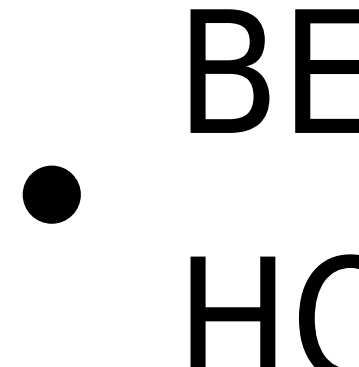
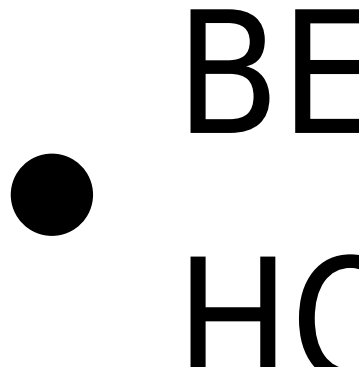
part size: 59x59 px -> 83x83 px (51, 194)
